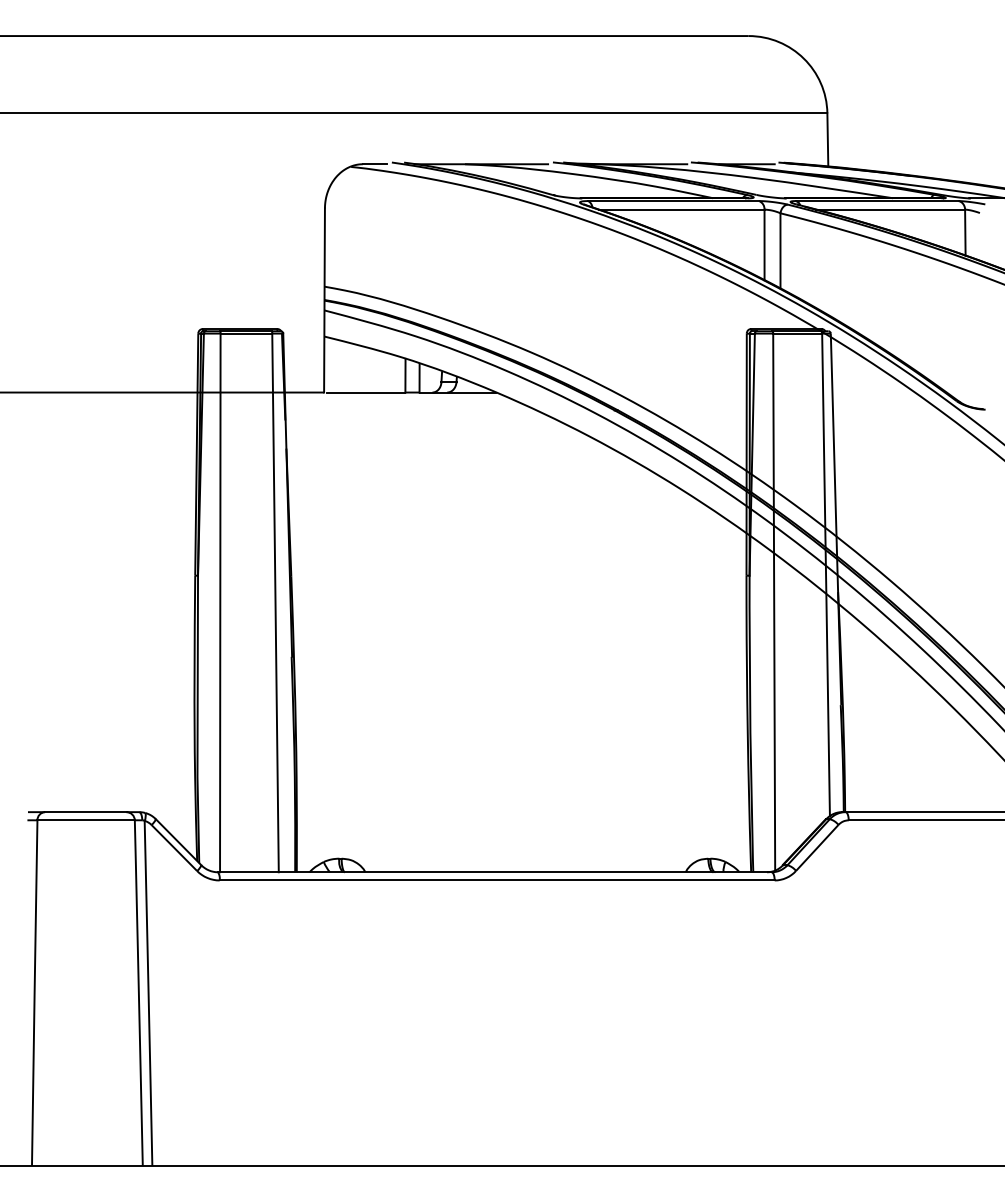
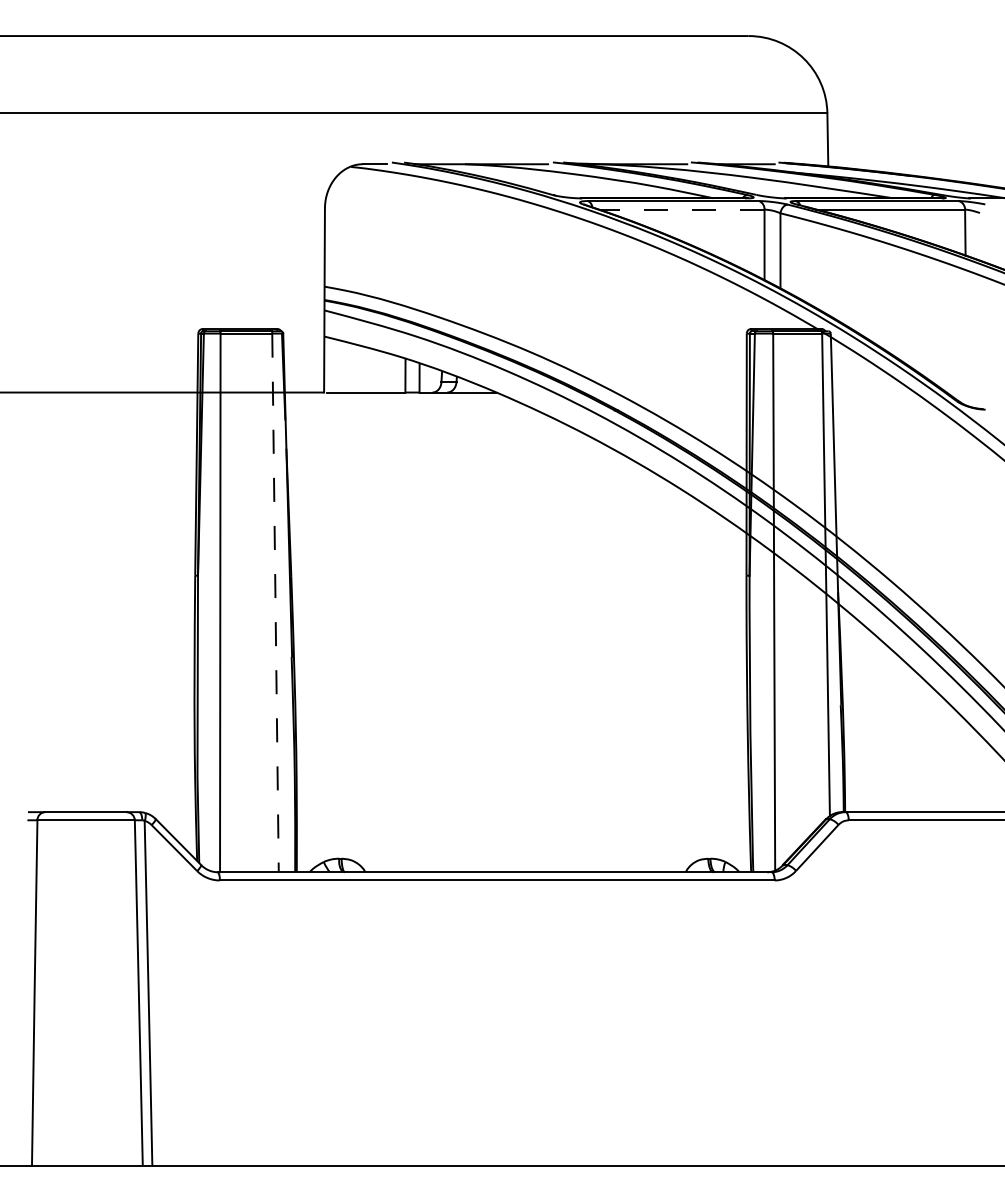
line: solid -> dashed (681, 209)
line: solid -> dashed (275, 603)
